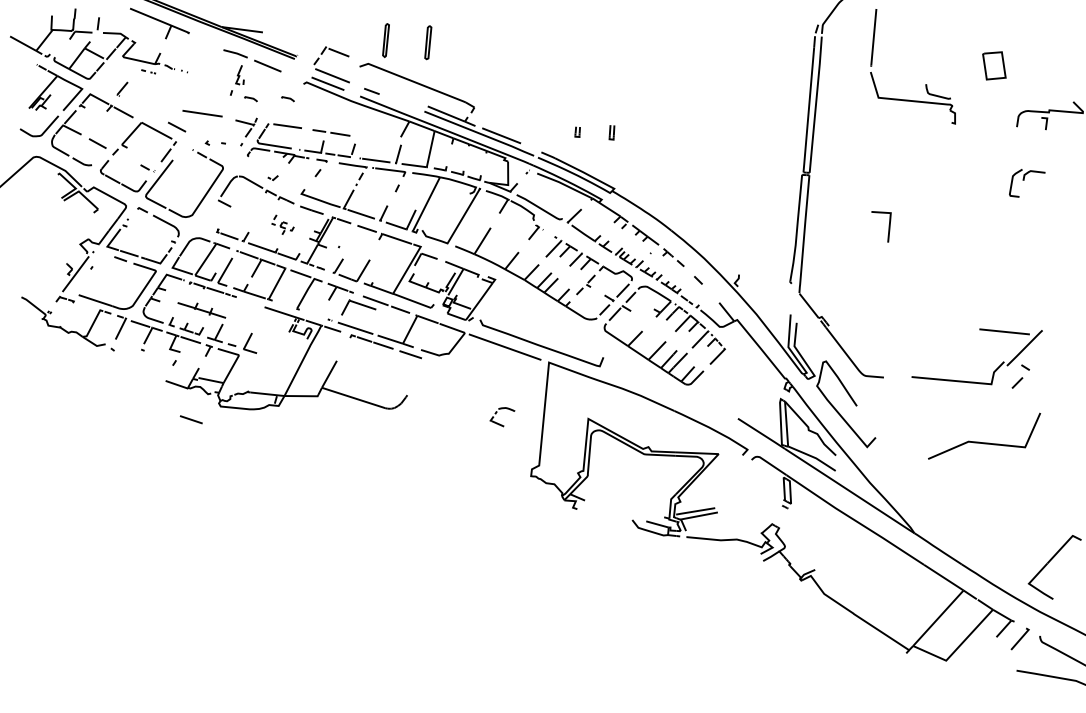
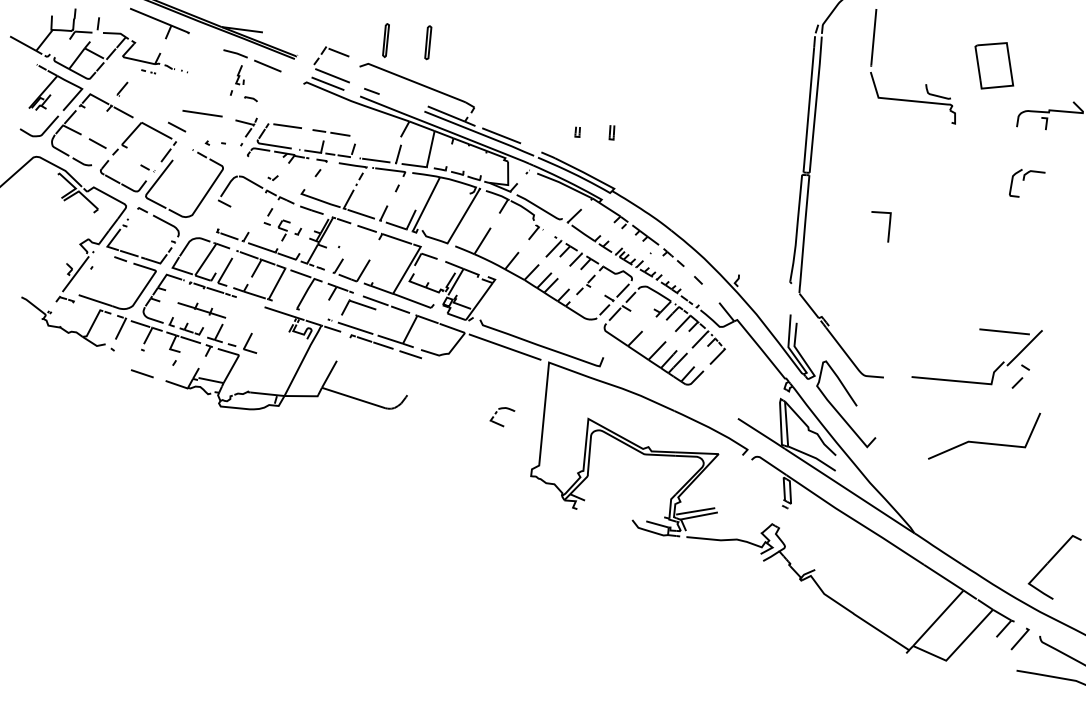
part size: 25x30 px -> 41x48 px (994, 65)
line: present -> none (287, 98)
part size: 24x21 px -> 40x34 px (282, 224)
line position: (190, 419) -> (141, 373) (141, 373)
